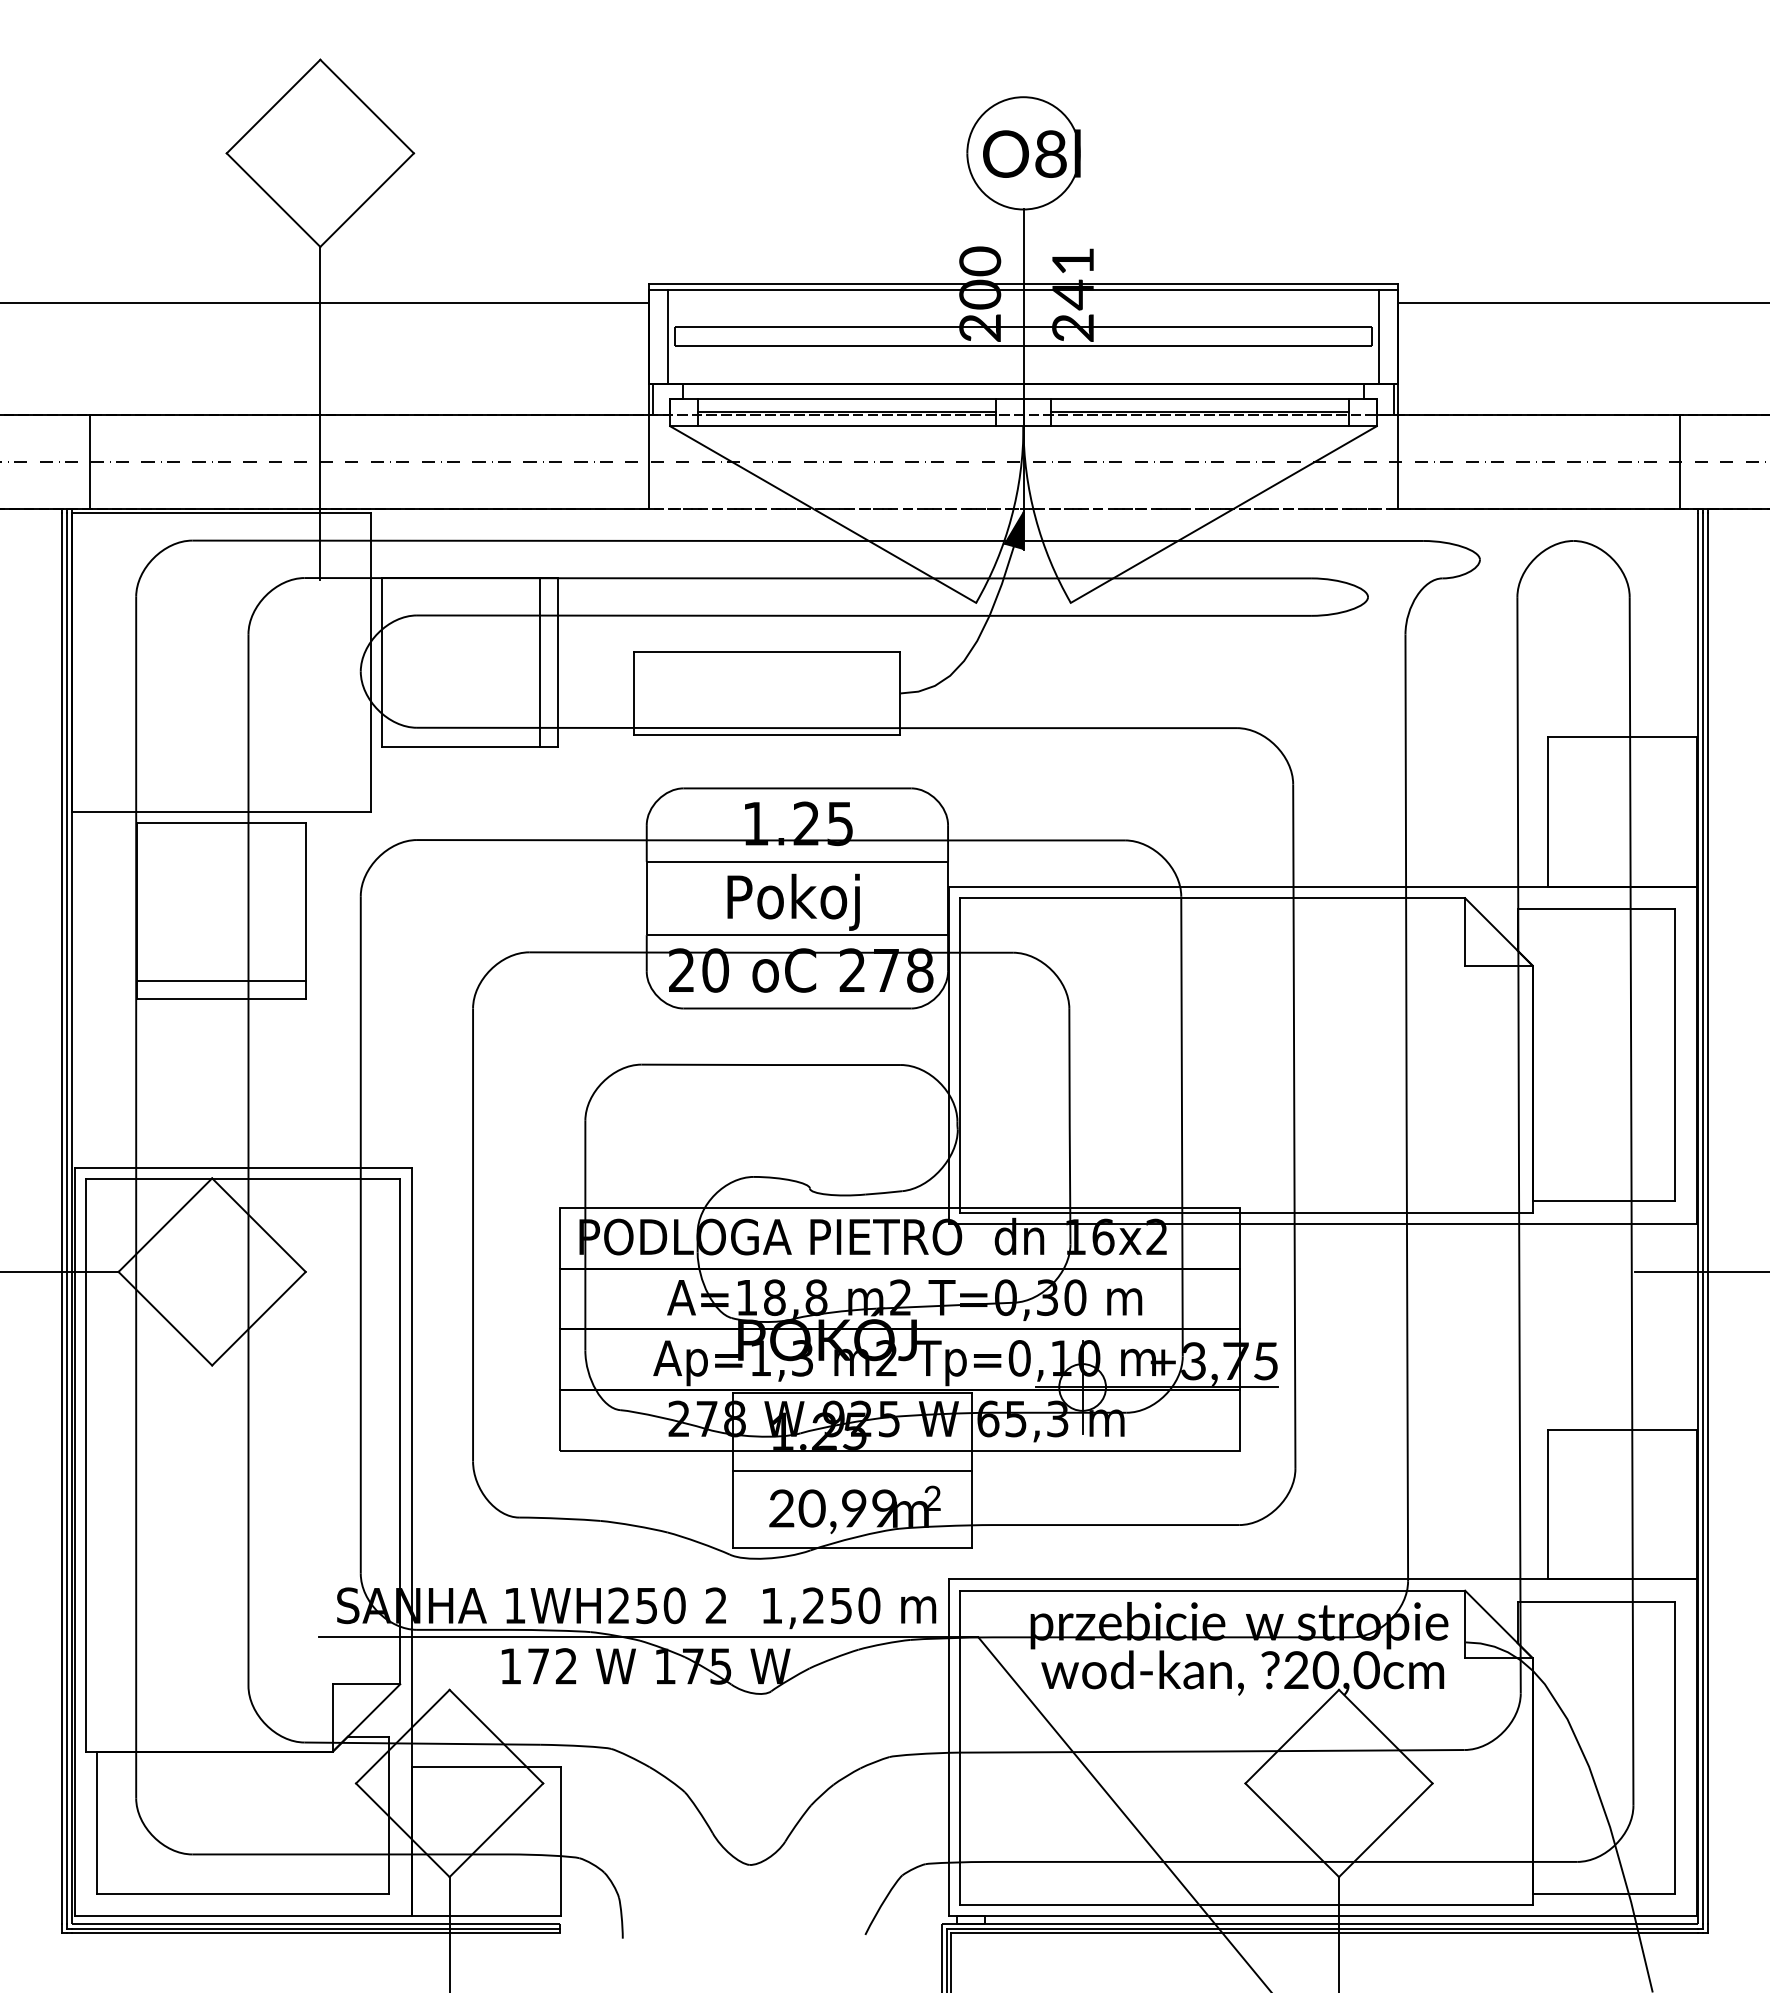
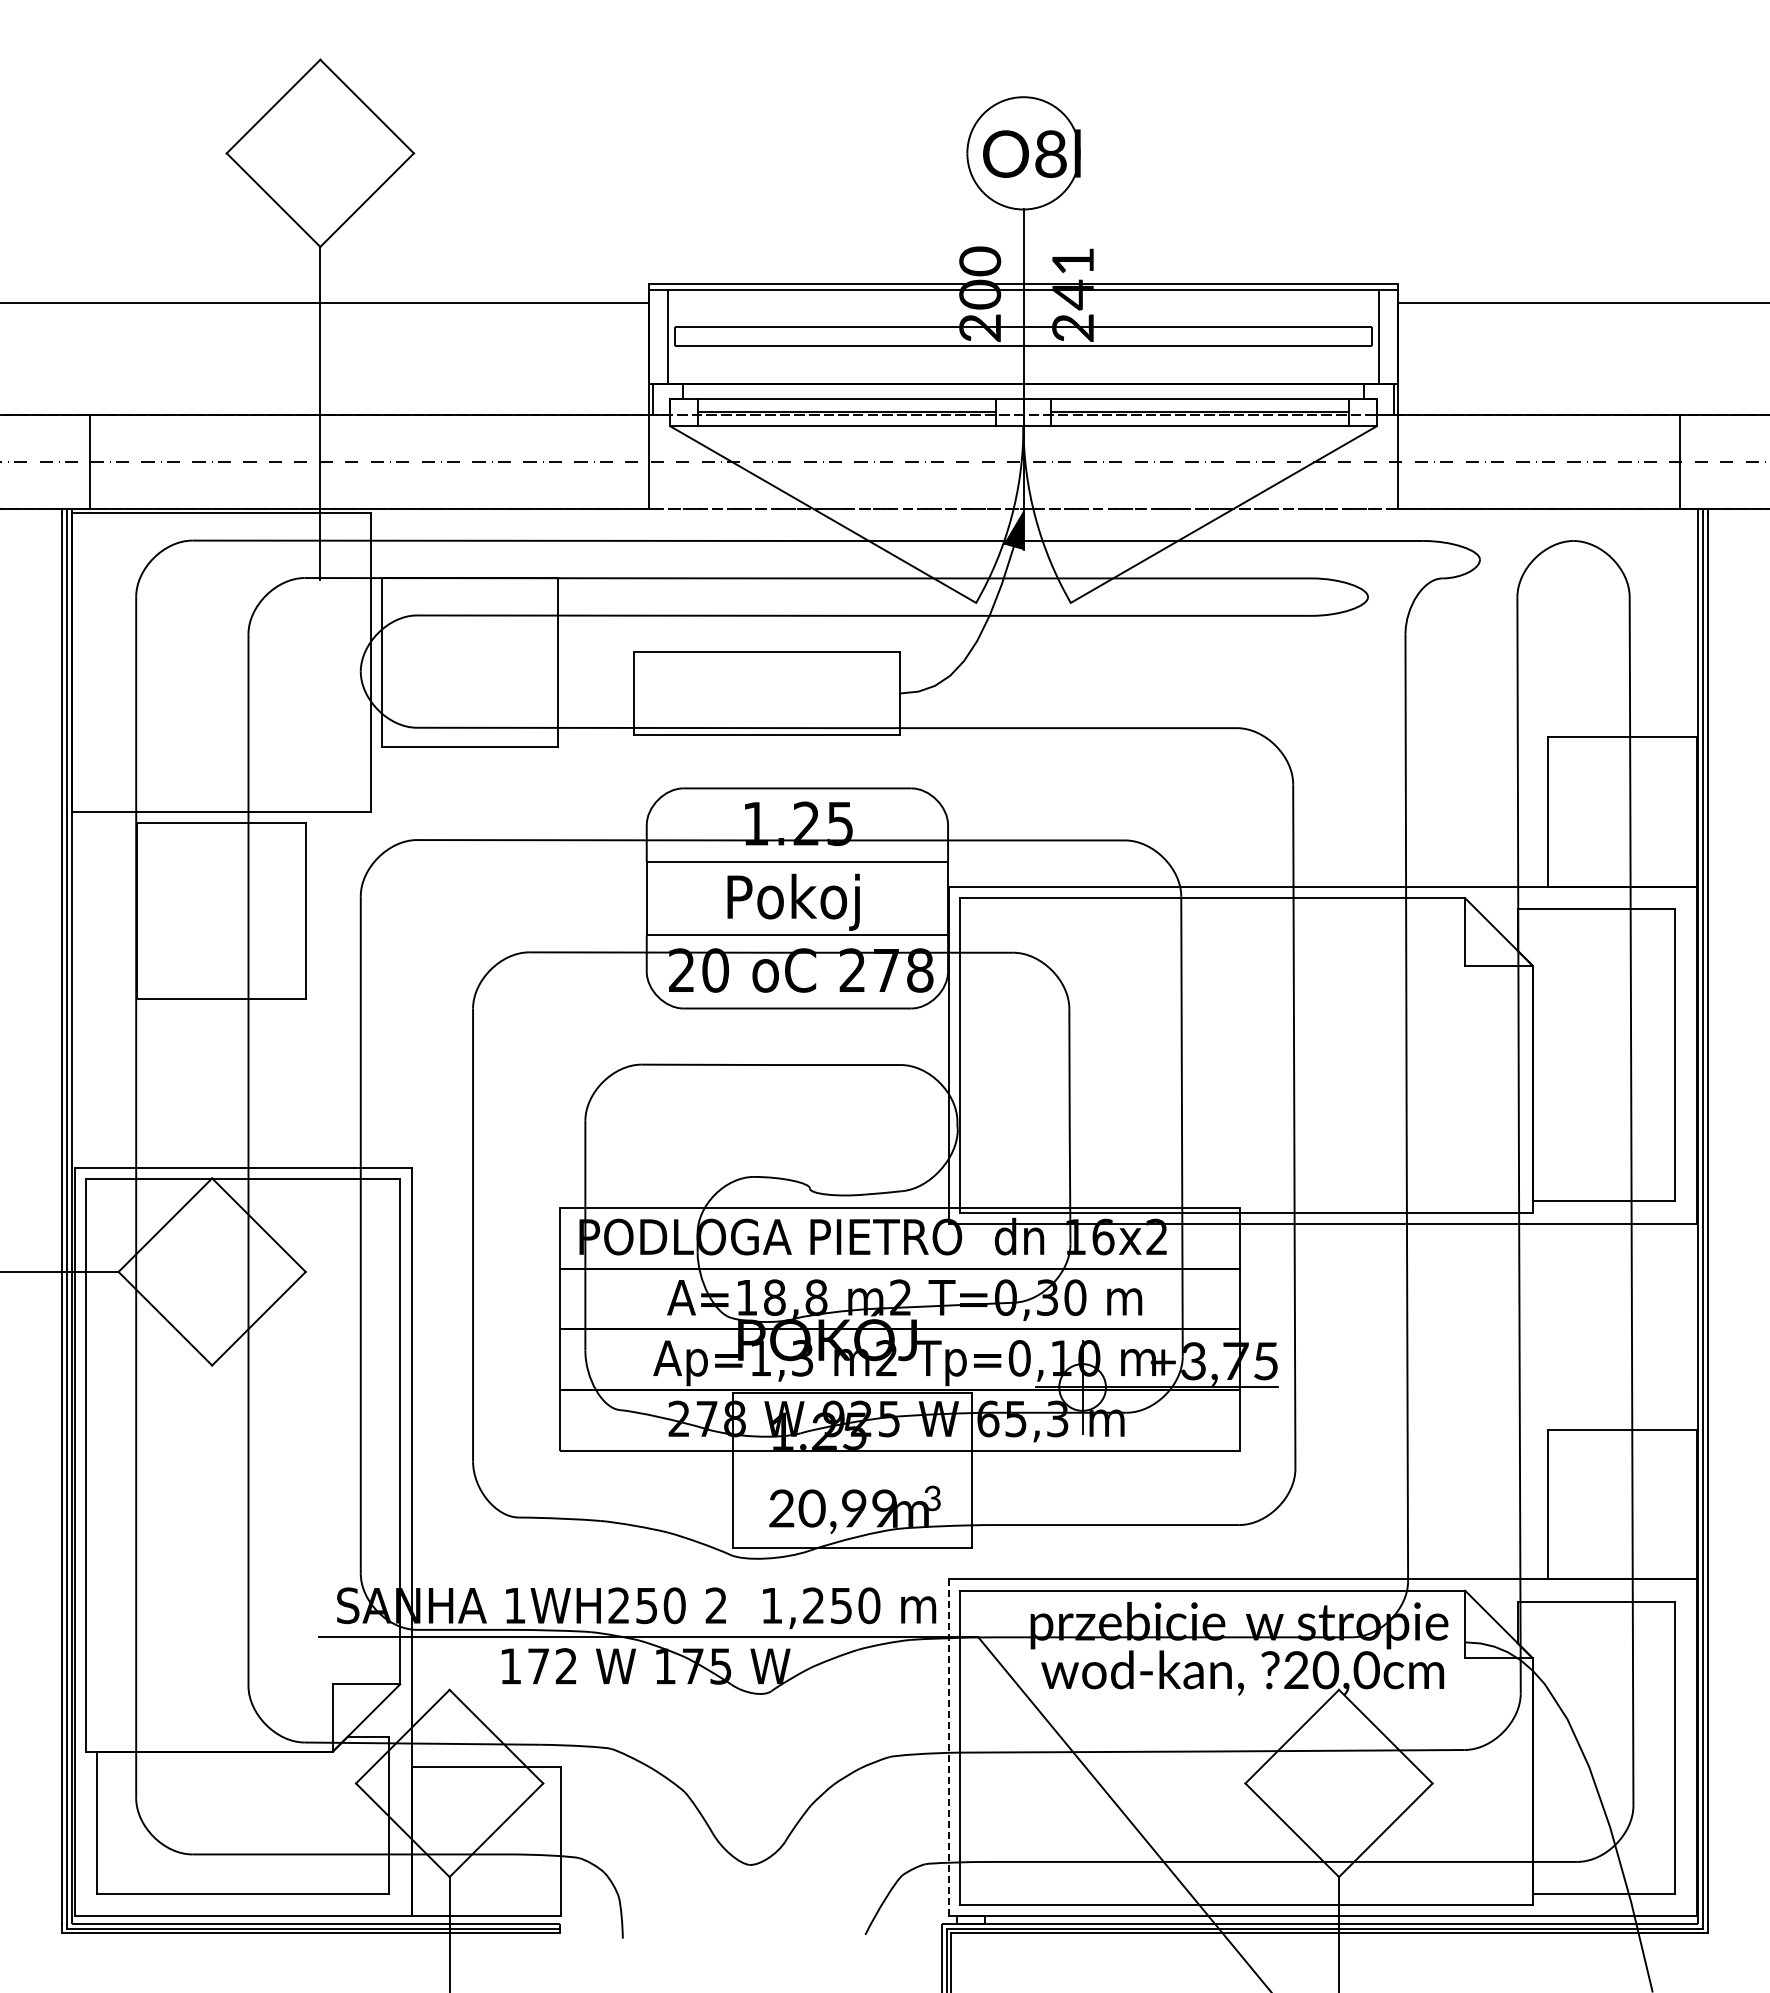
line: present -> none (539, 662)
line: present -> none (221, 980)
line: present -> none (1700, 1271)
line: present -> none (852, 1470)
text: 2 -> 3 (932, 1499)
line: solid -> dashed (948, 1747)
